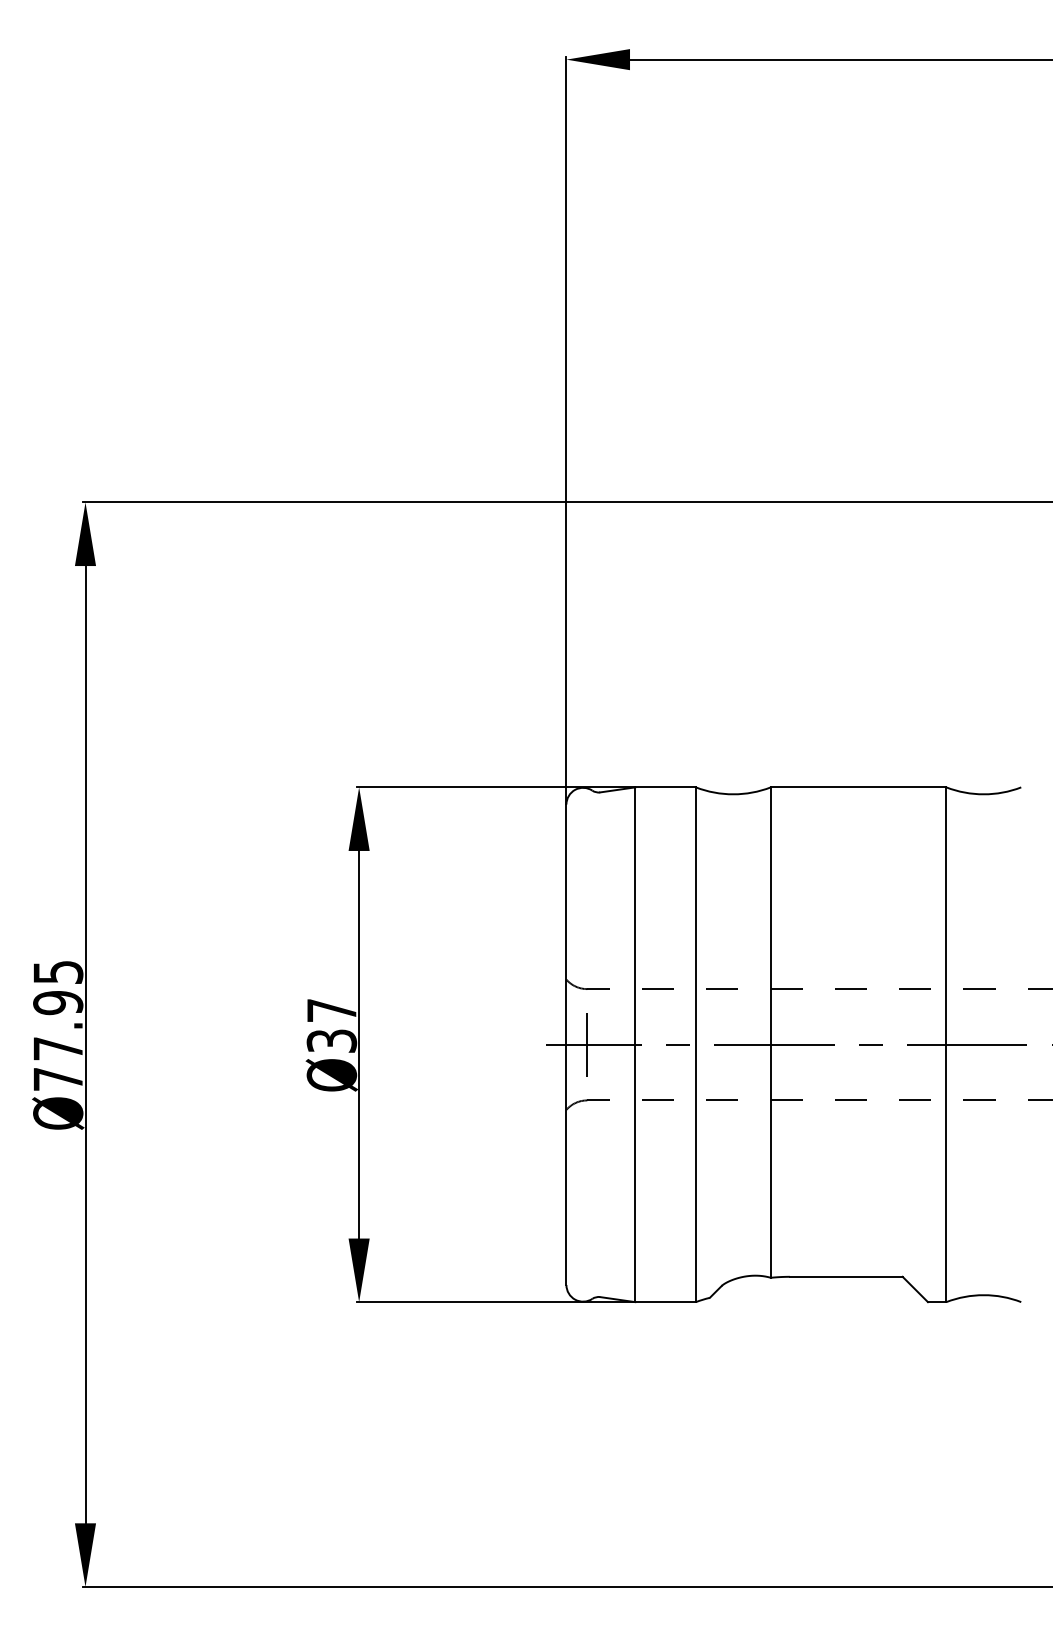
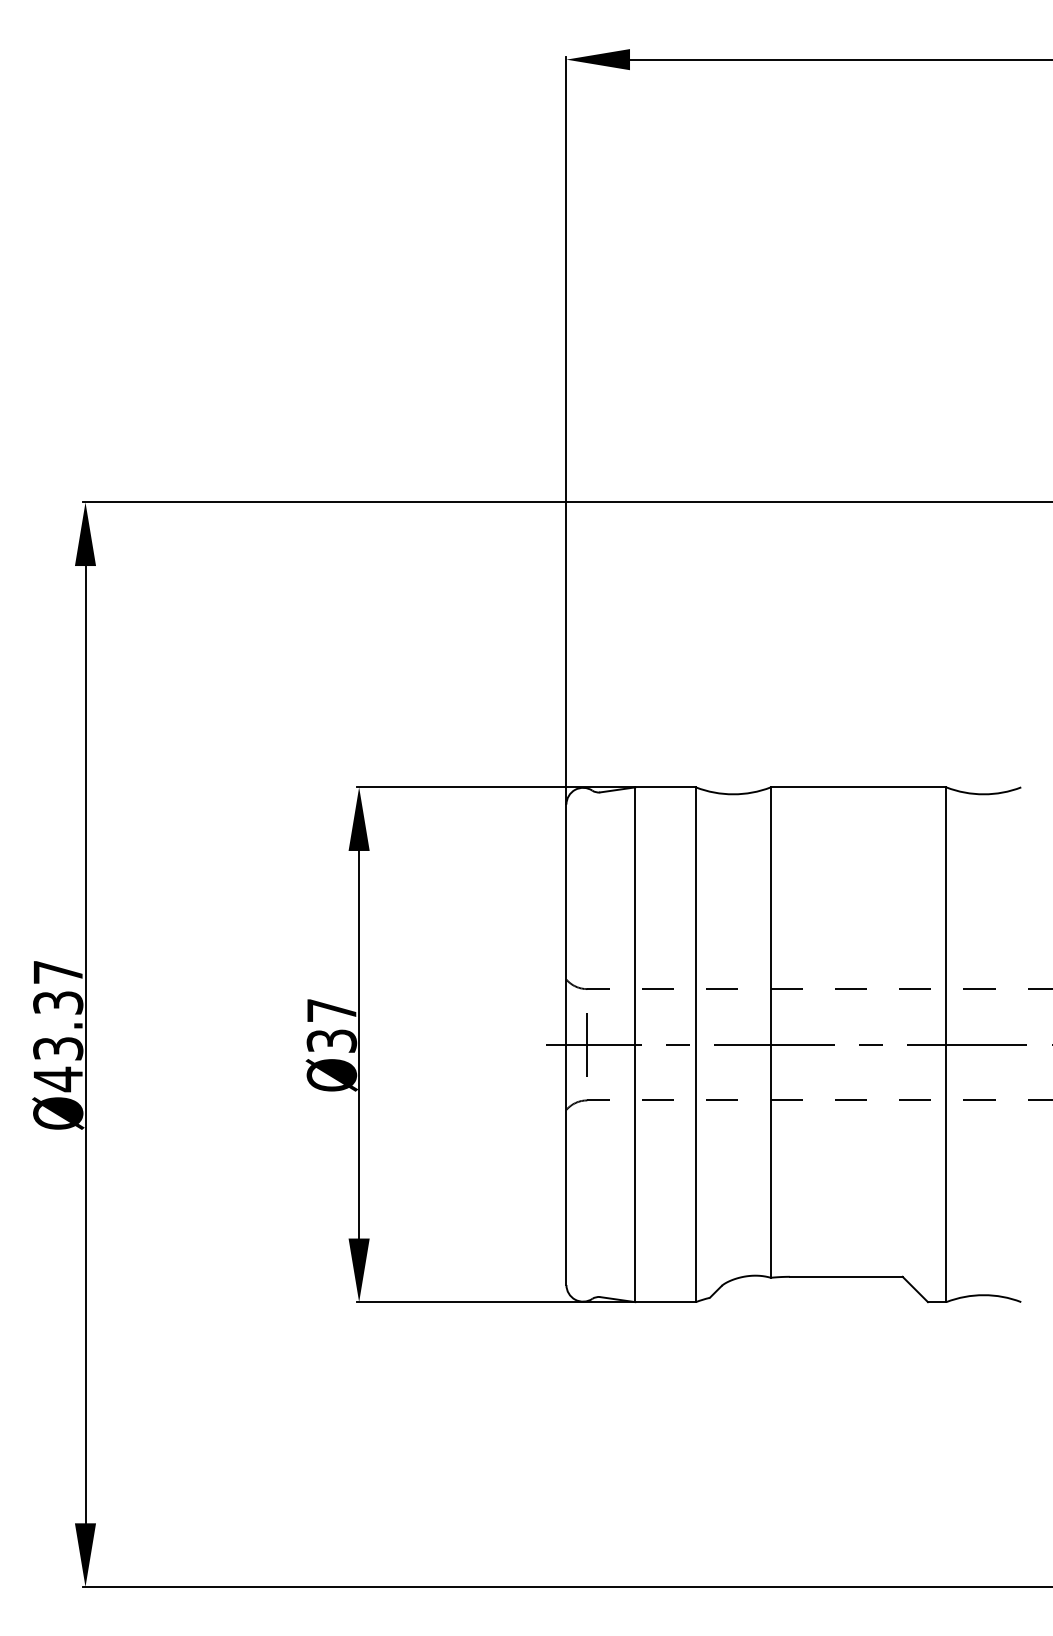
text: Ø77.95 -> Ø43.37 (58, 1026)
